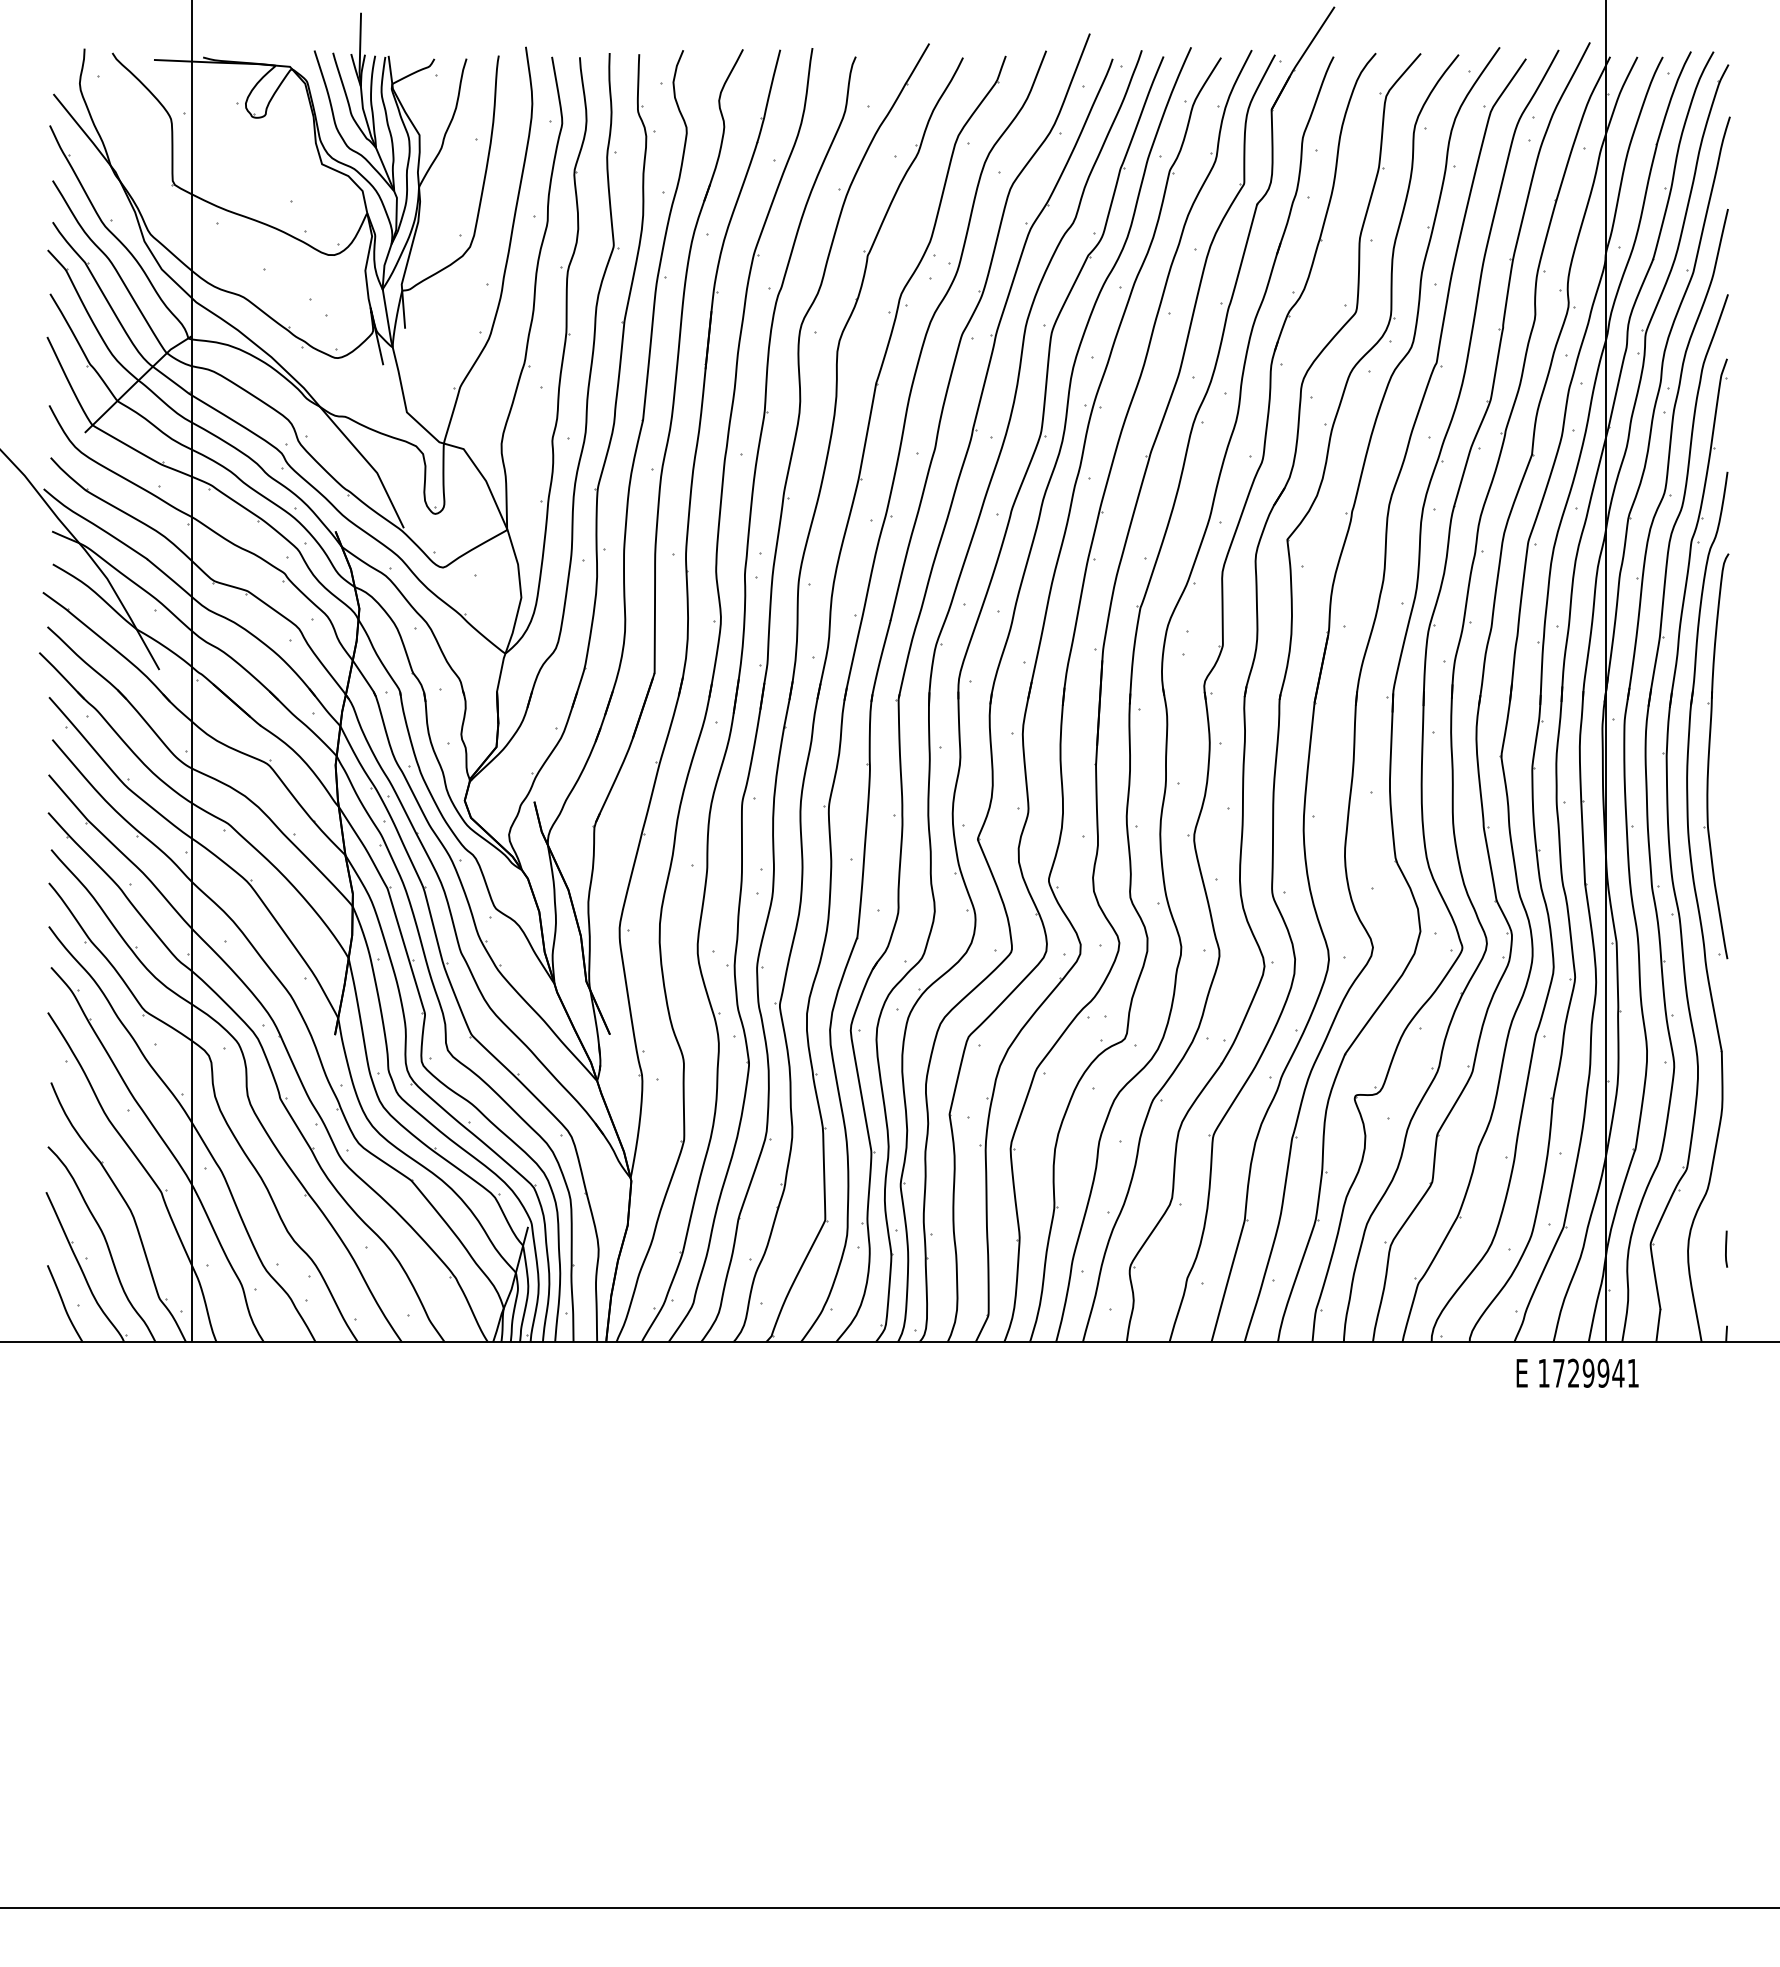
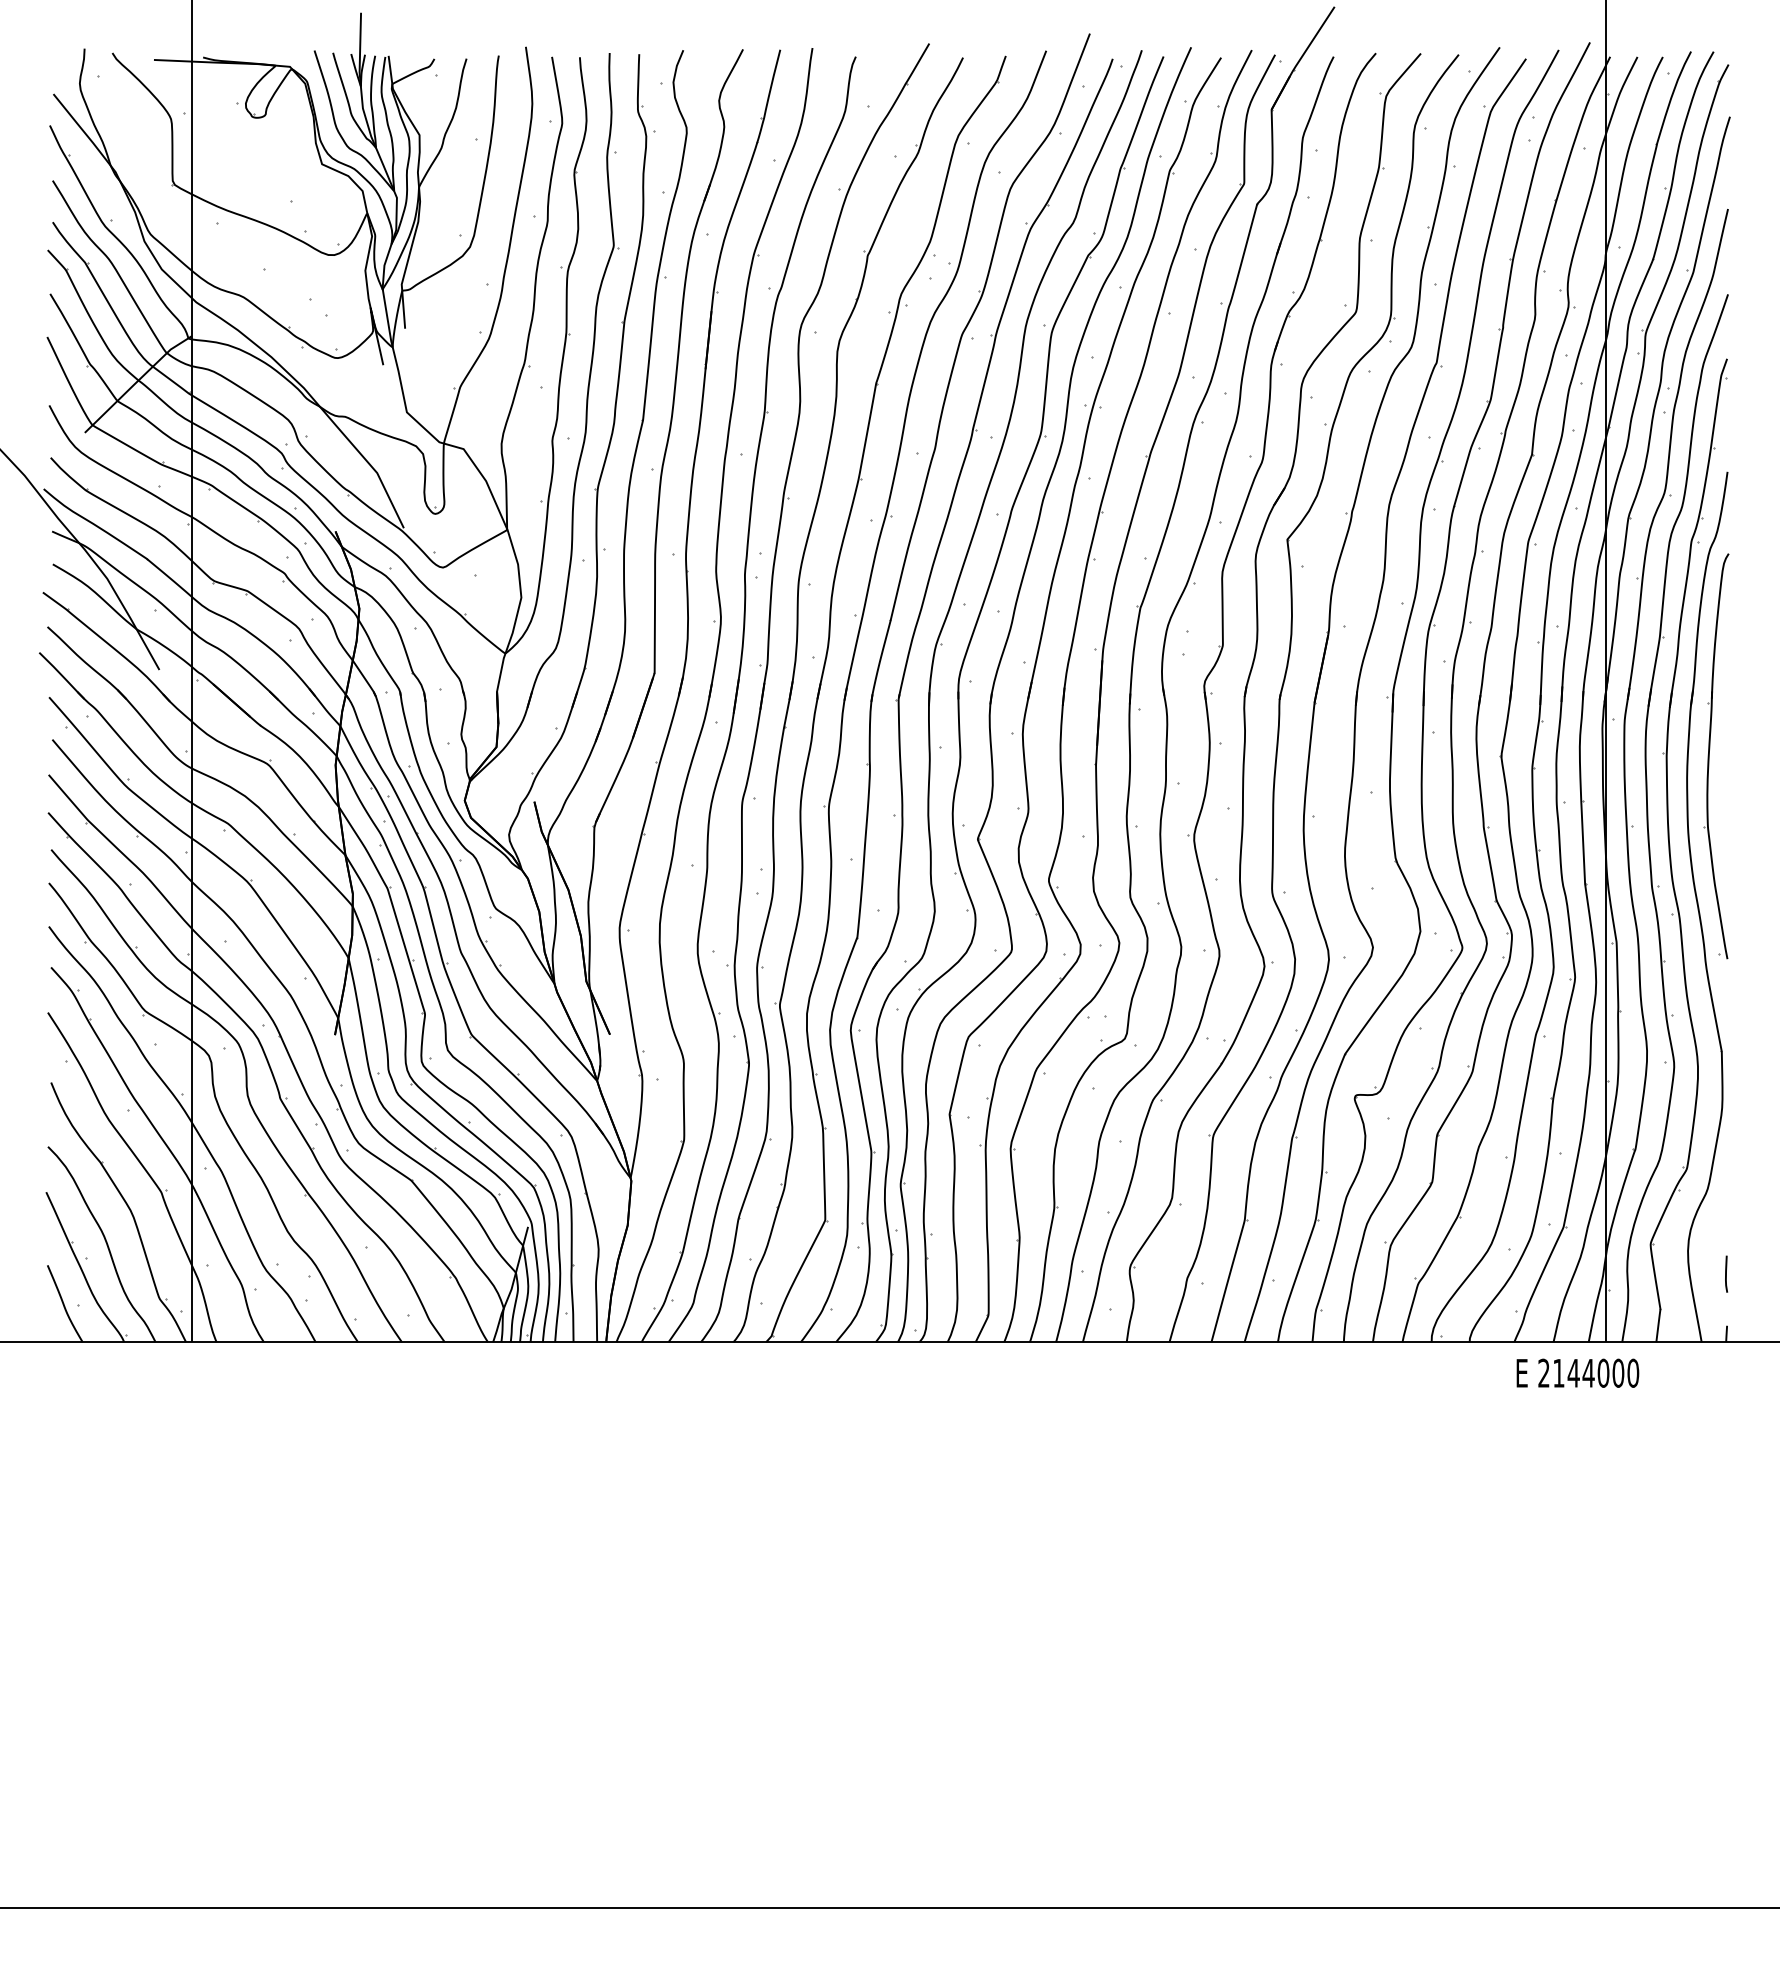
line position: (1726, 1248) -> (1726, 1273) (1726, 1273)
text: 1729941 -> 2144000 (1588, 1372)
